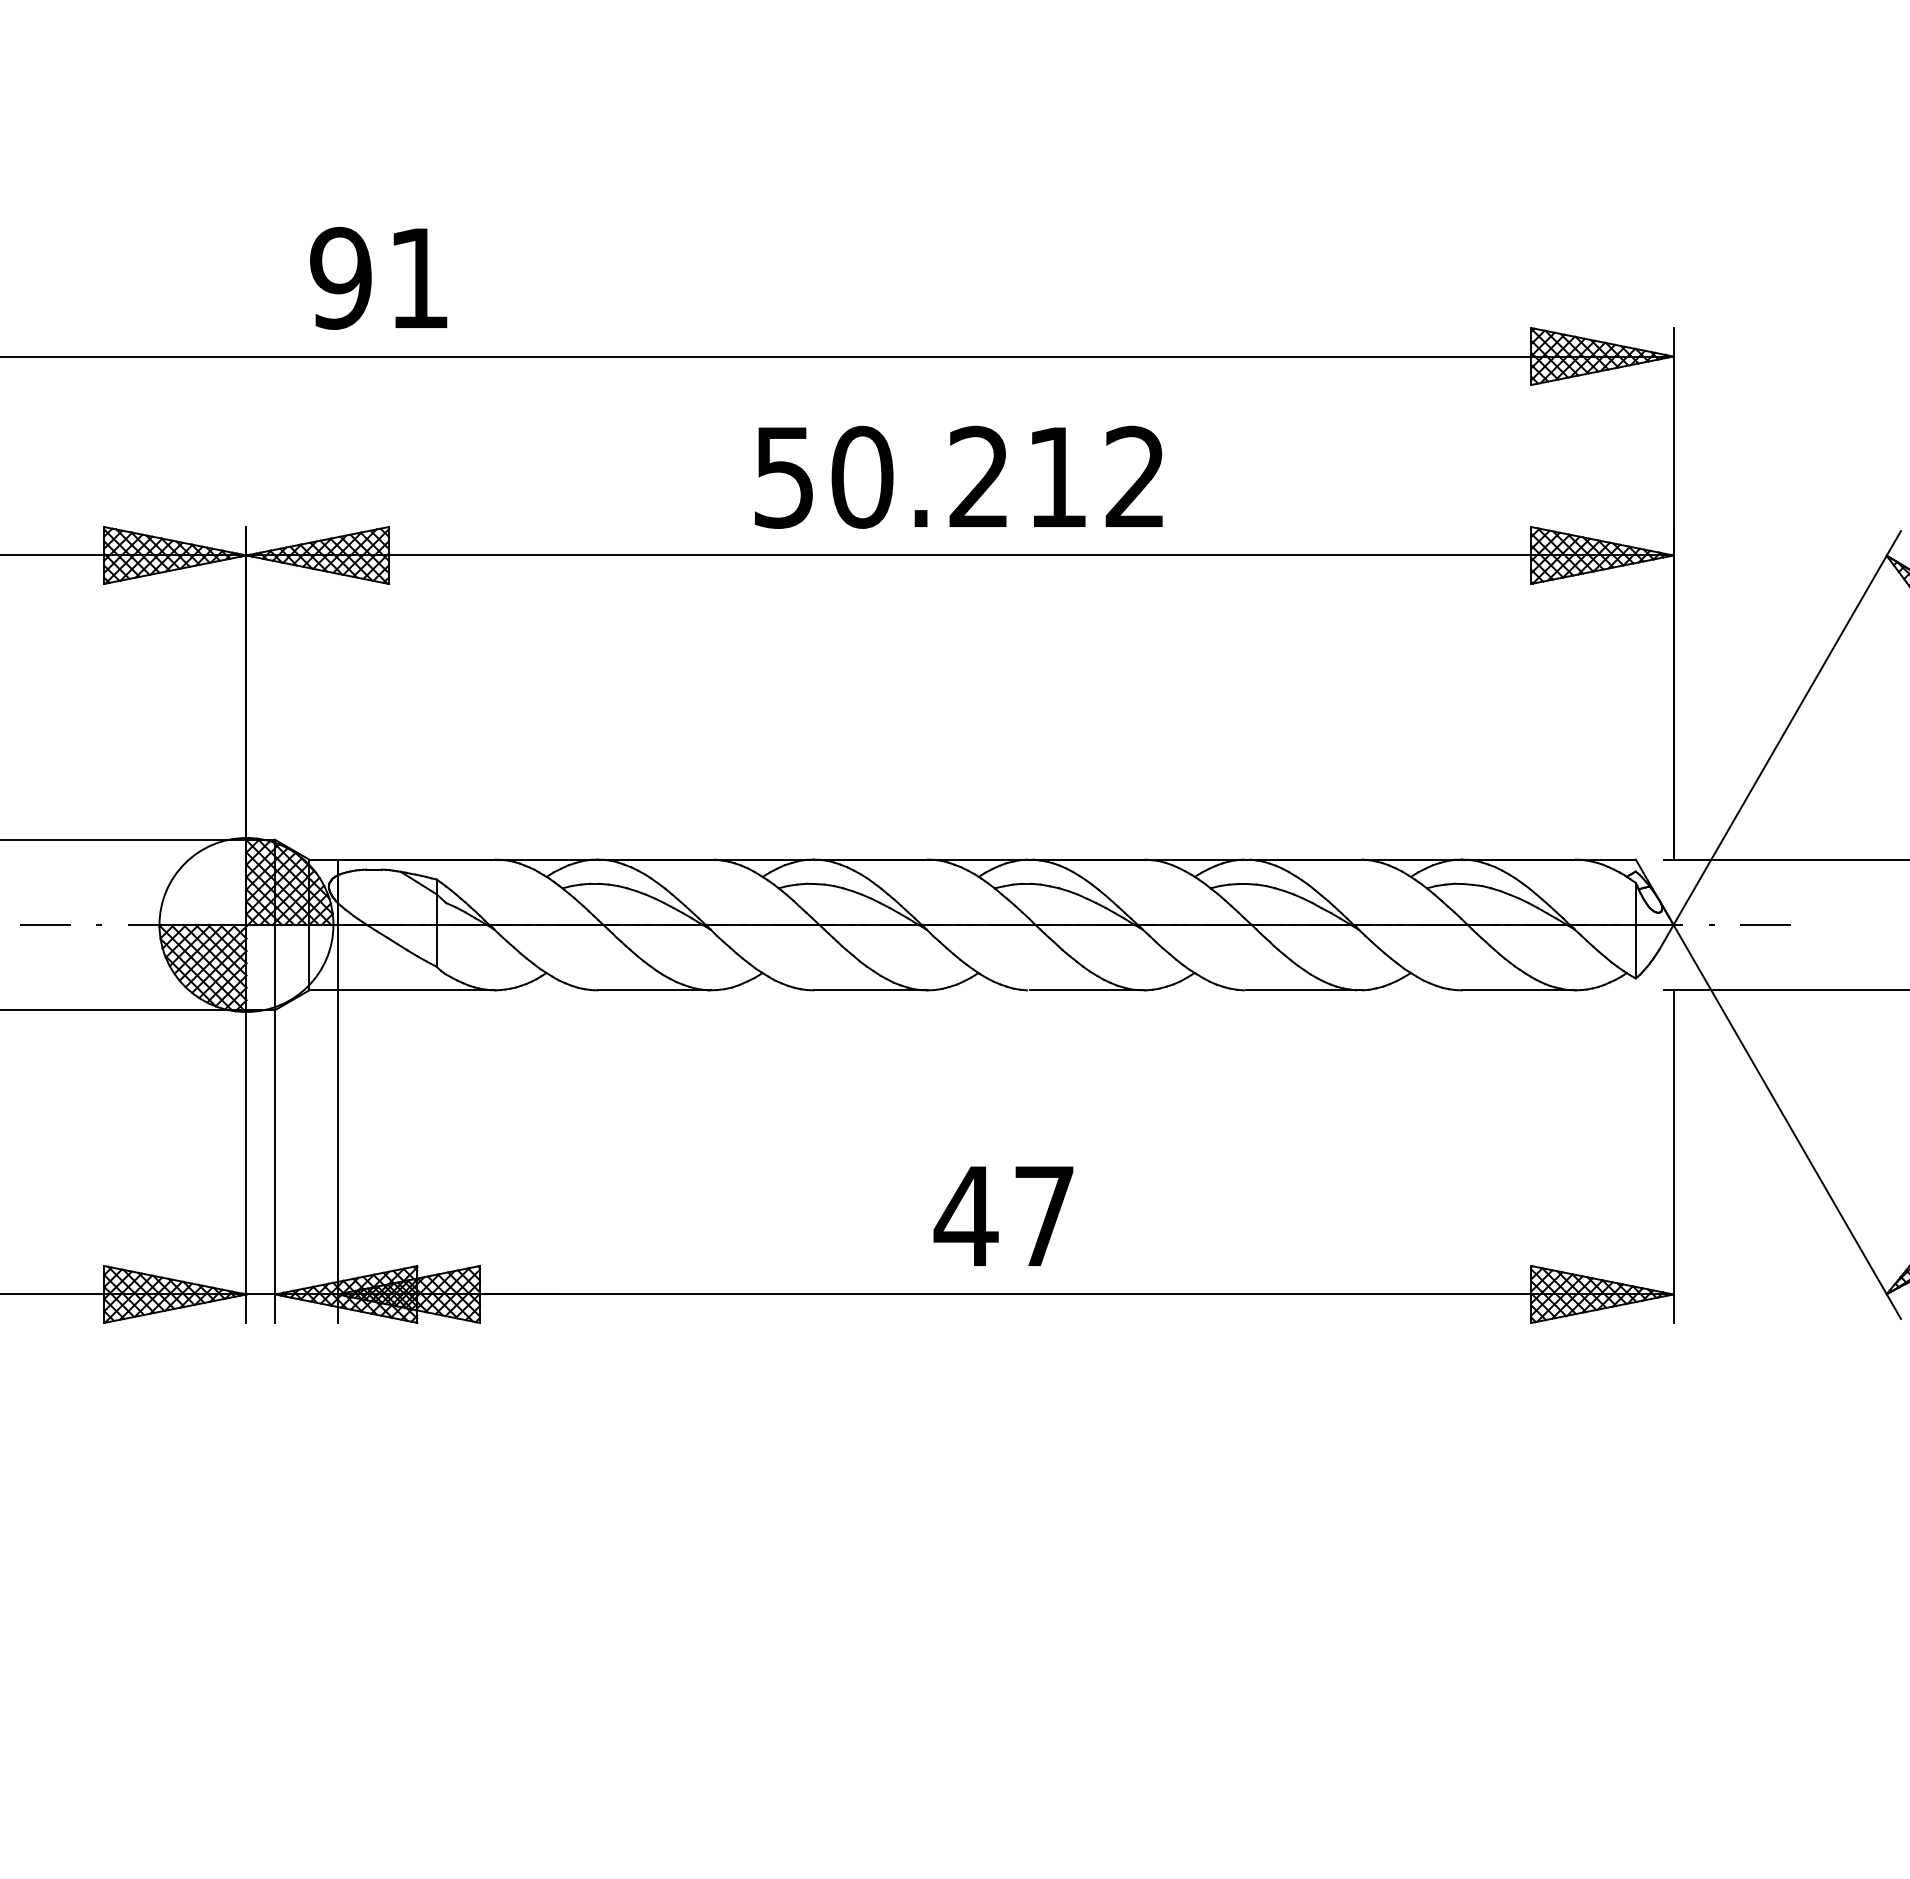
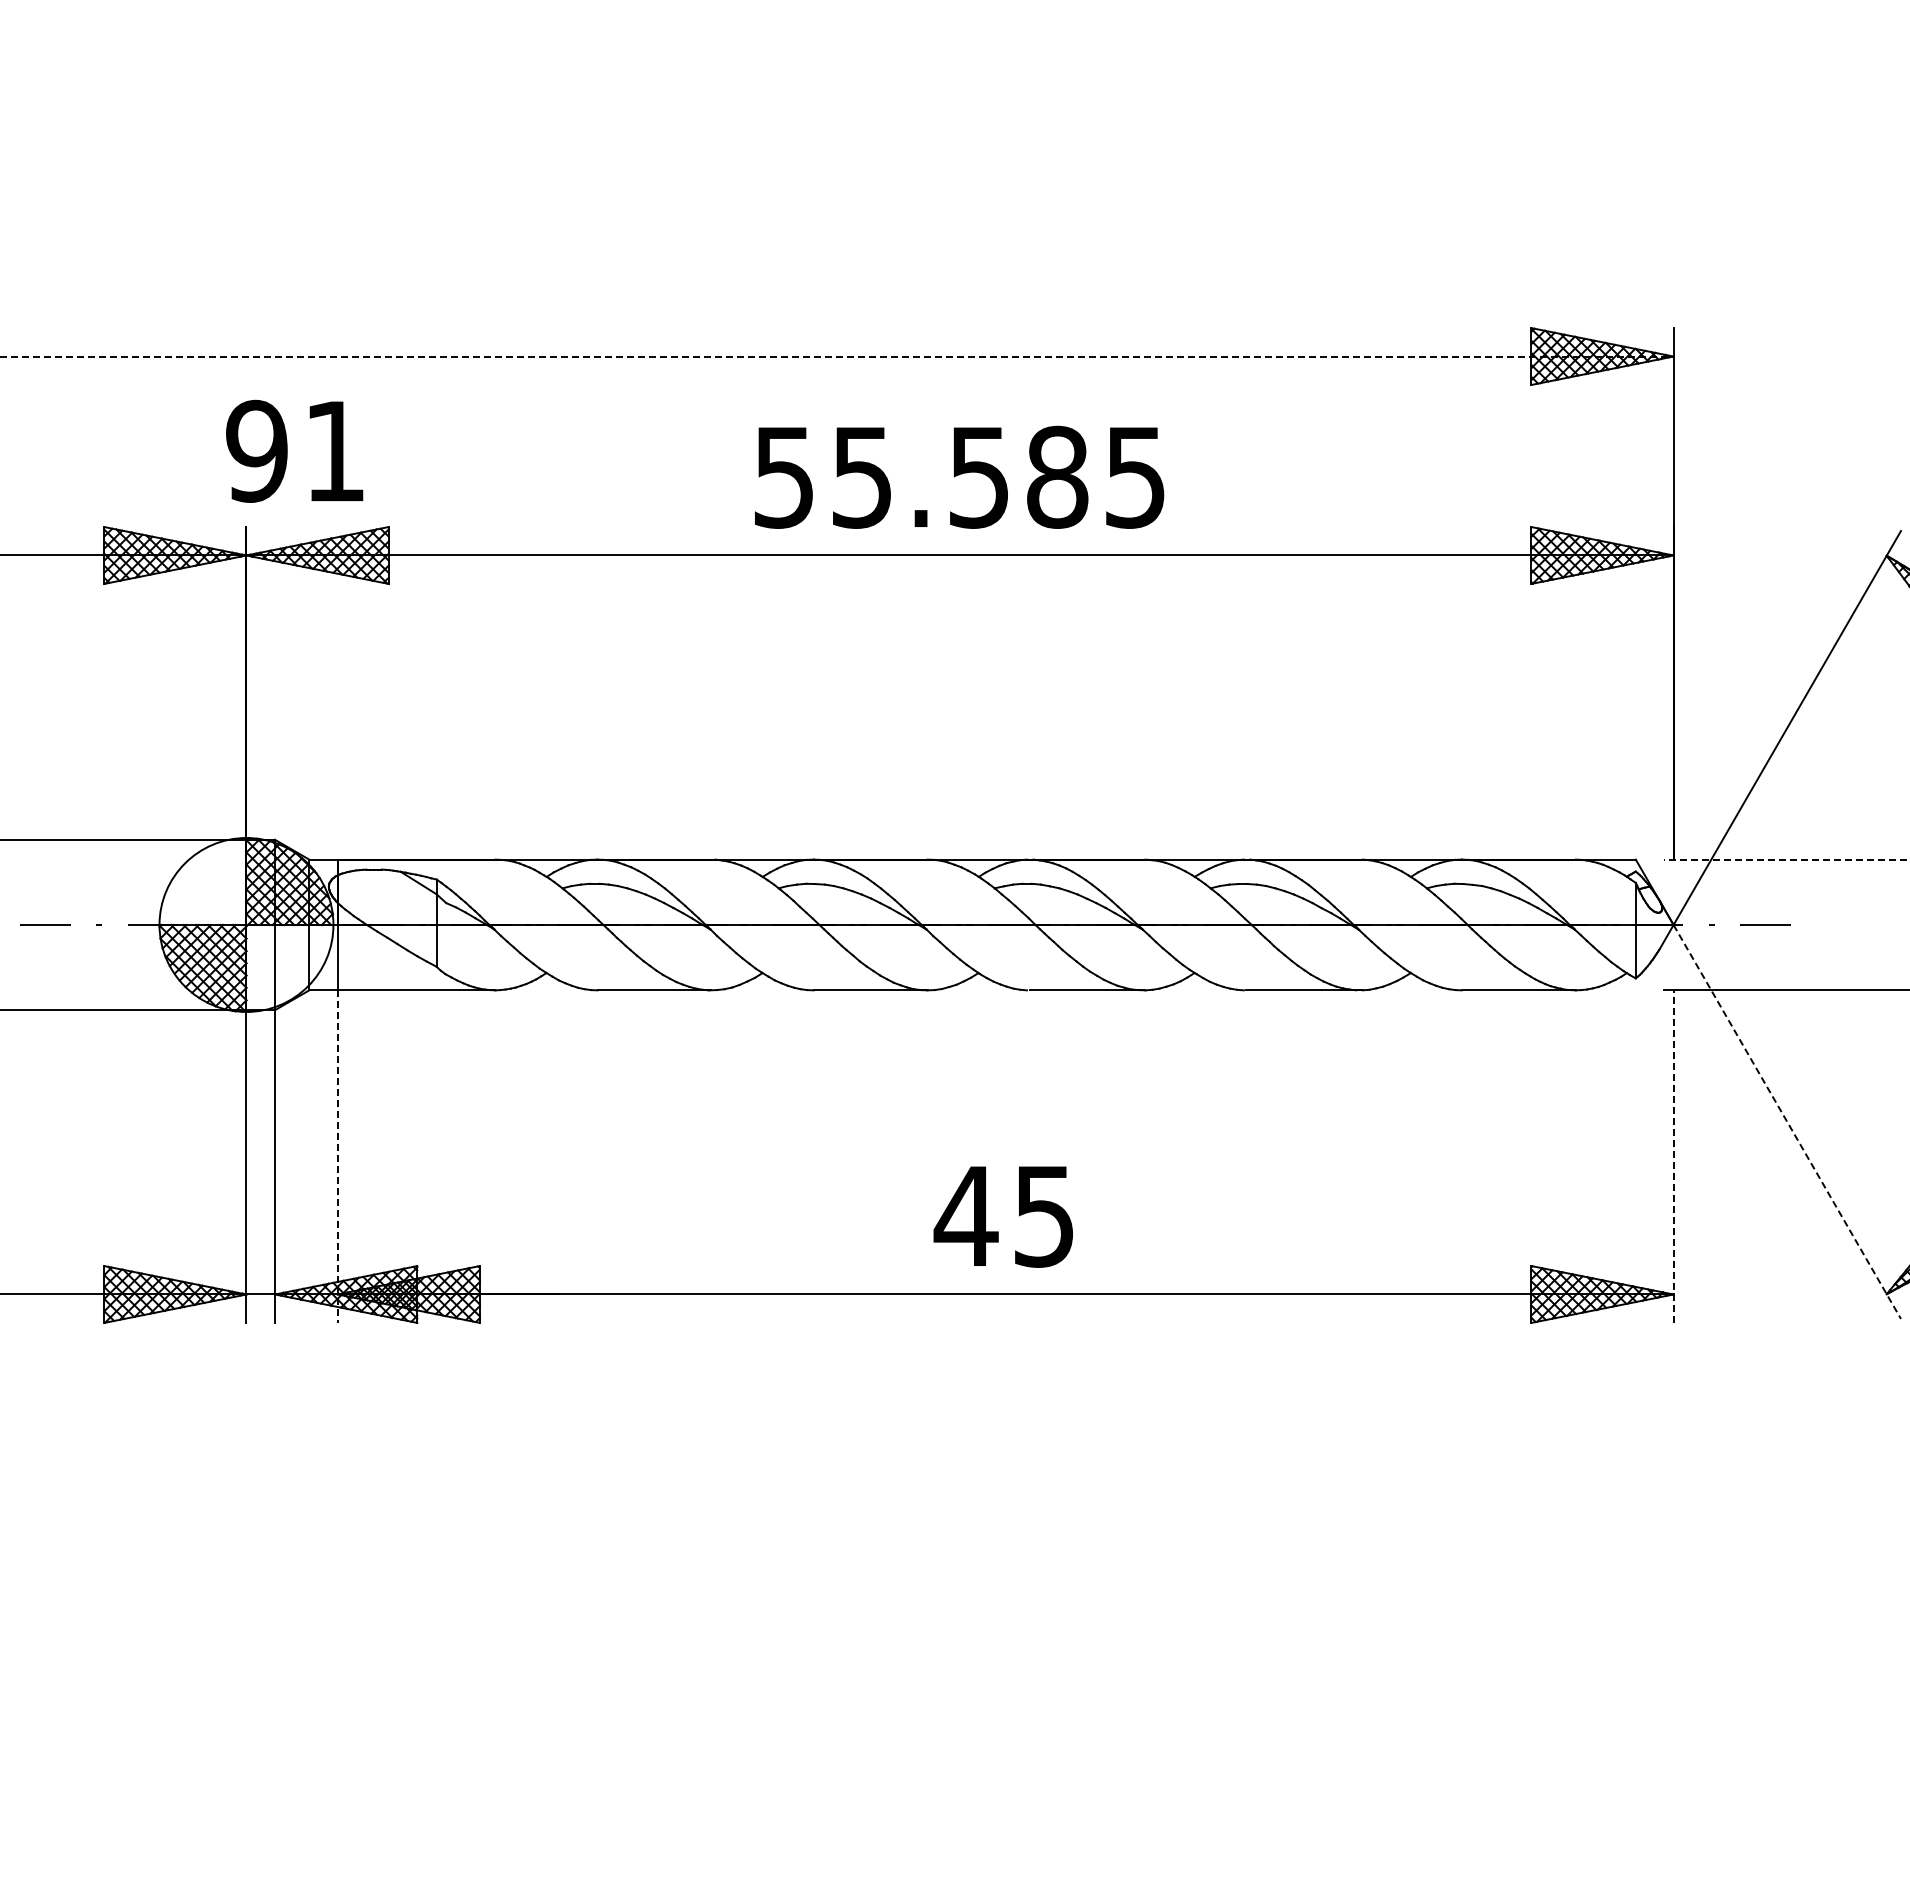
text position: (378, 277) -> (294, 450) (294, 450)
line: solid -> dashed (837, 356)
text: 50.212 -> 55.585 (997, 476)
line: solid -> dashed (1787, 859)
line: solid -> dashed (1787, 1122)
line: solid -> dashed (1673, 1156)
line: solid -> dashed (337, 1157)
text: 47 -> 45 (1044, 1216)
